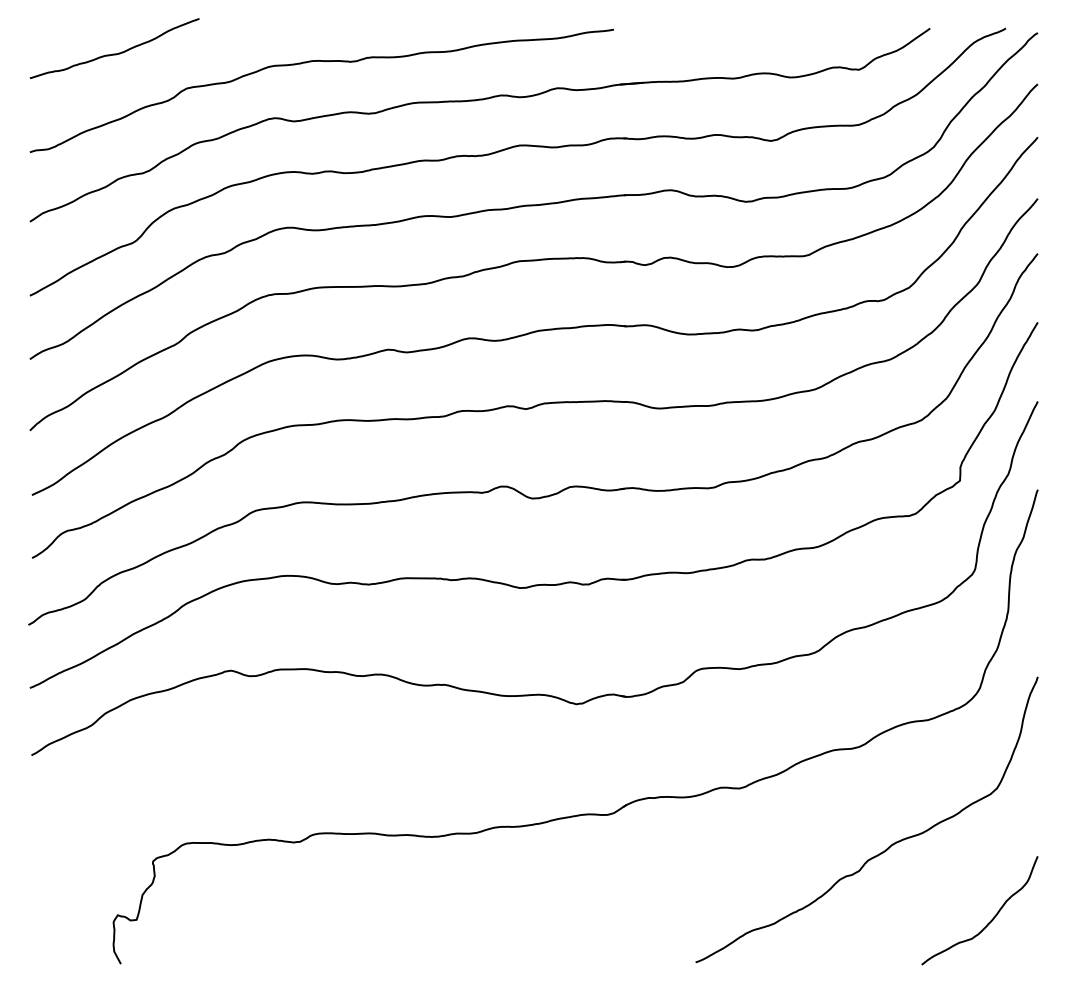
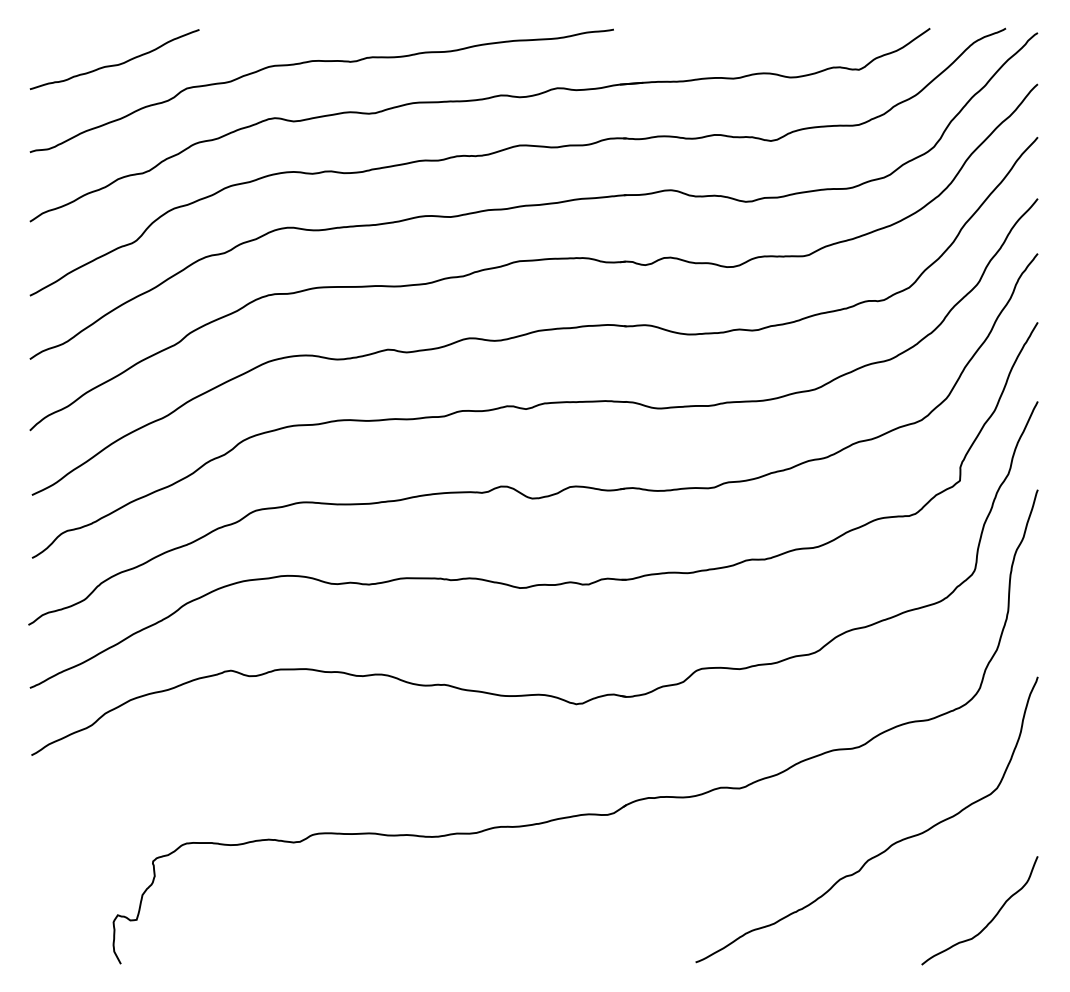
curve position: (114, 53) -> (114, 64) (114, 64)
